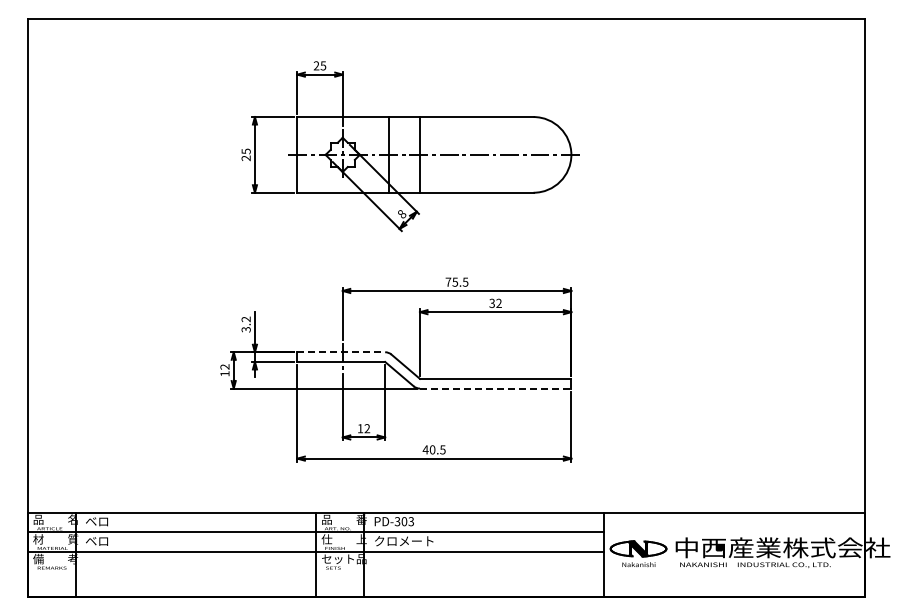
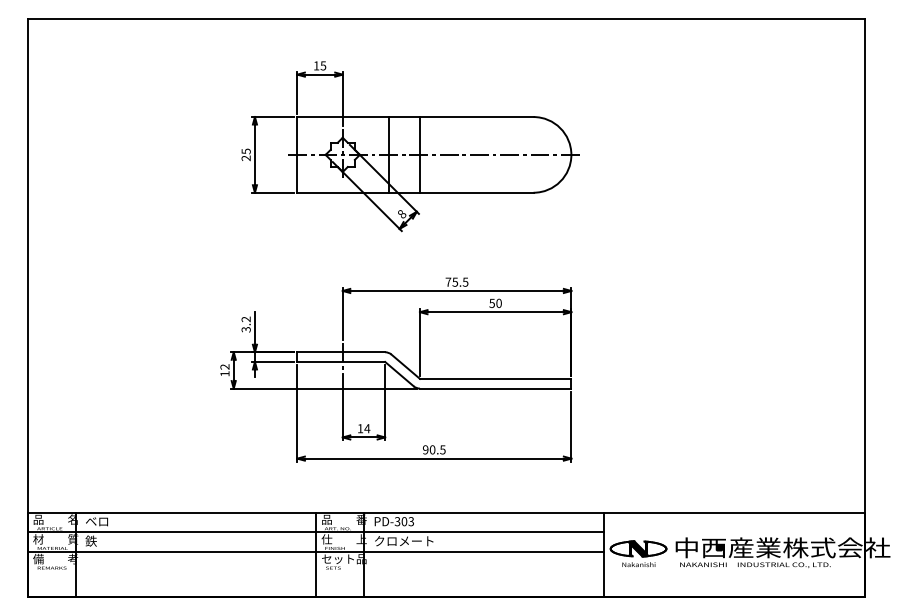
text: 25 -> 15 (316, 65)
text: 32 -> 50 (495, 302)
line: dashed -> solid (341, 352)
line: dashed -> solid (495, 388)
text: 12 -> 14 (367, 428)
text: 40.5 -> 90.5 (425, 449)
text: ベロ -> 鉄 (96, 540)
